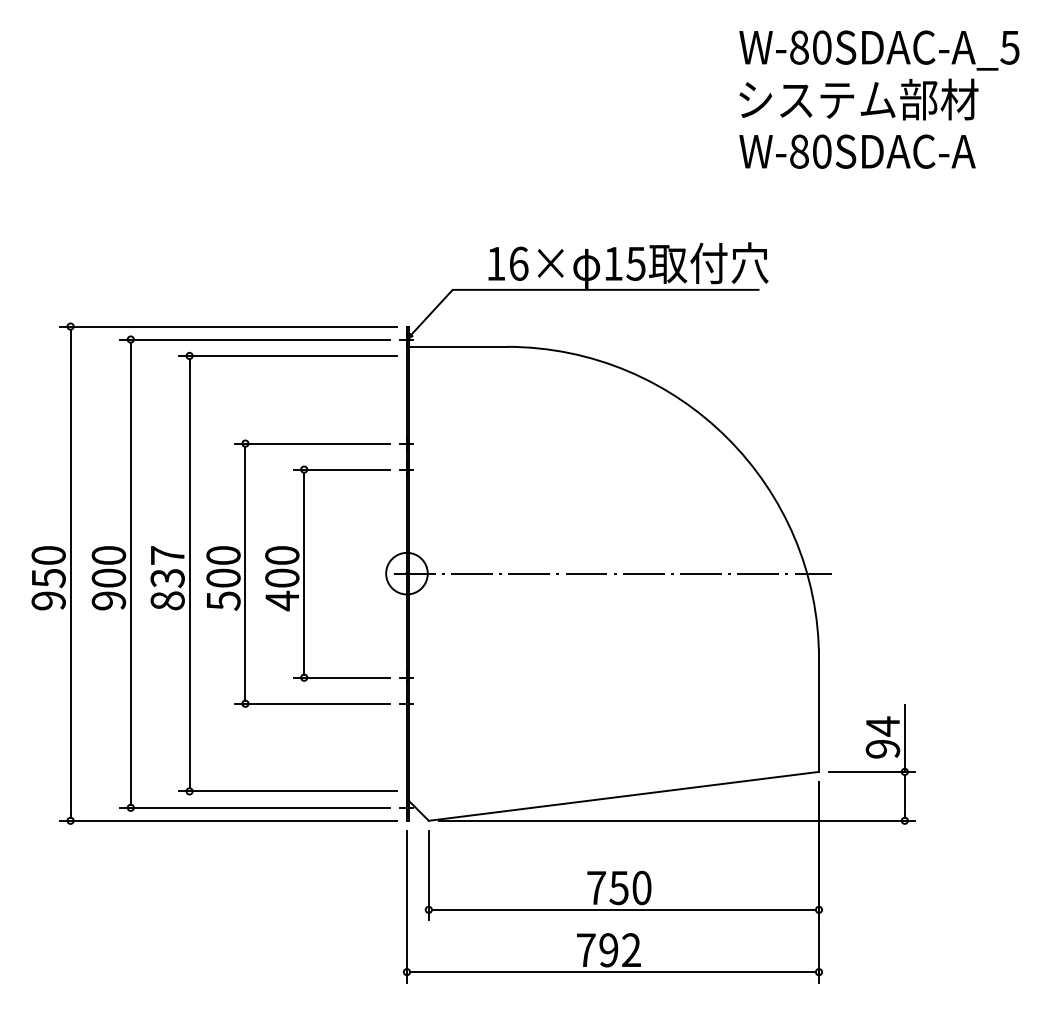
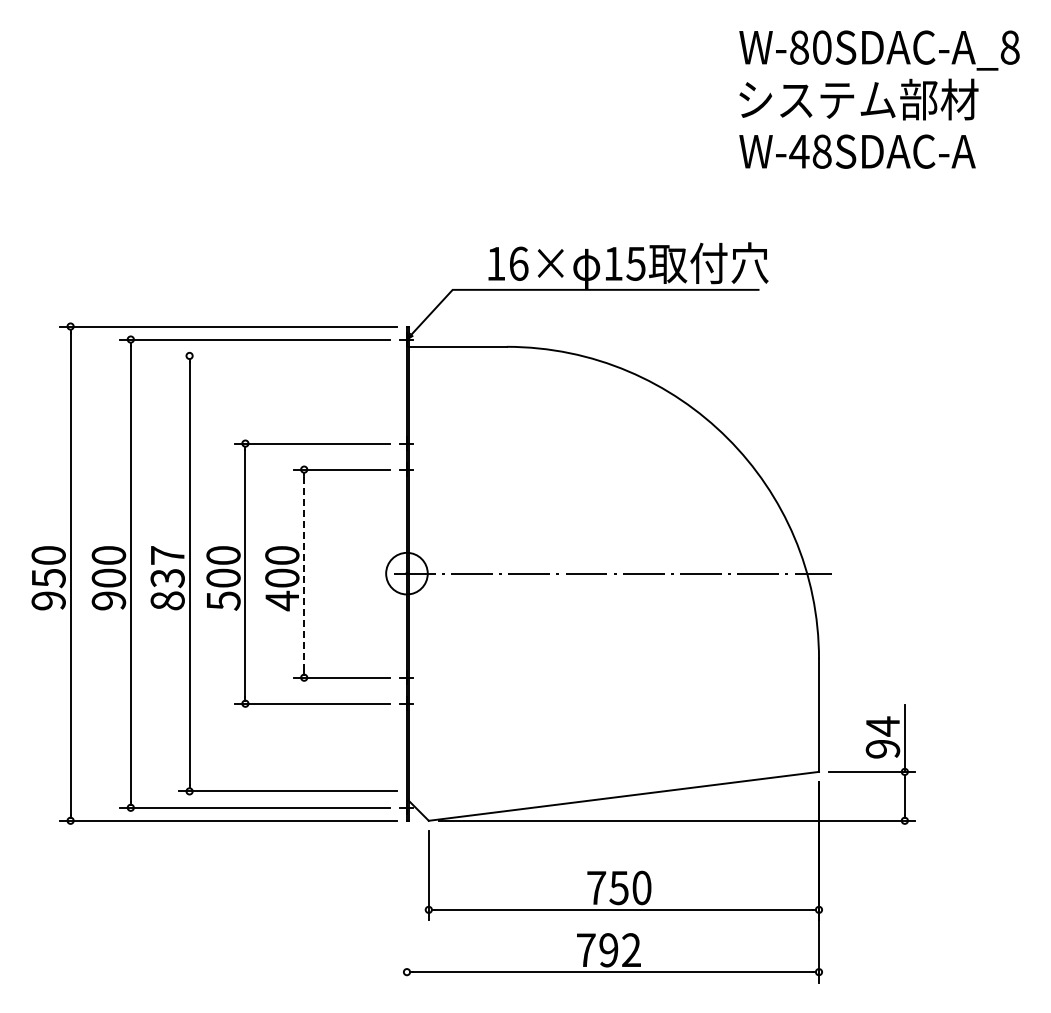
text: W-80SDAC-A_5 -> W-80SDAC-A_8 (1009, 47)
text: W-80SDAC-A -> W-48SDAC-A (810, 151)
line: present -> none (287, 355)
line: solid -> dashed (304, 573)
line: present -> none (406, 906)
